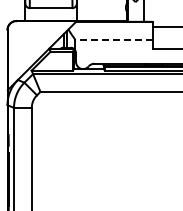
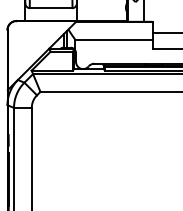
line position: (165, 27) -> (165, 33) (165, 33)
line: dashed -> solid (114, 39)
